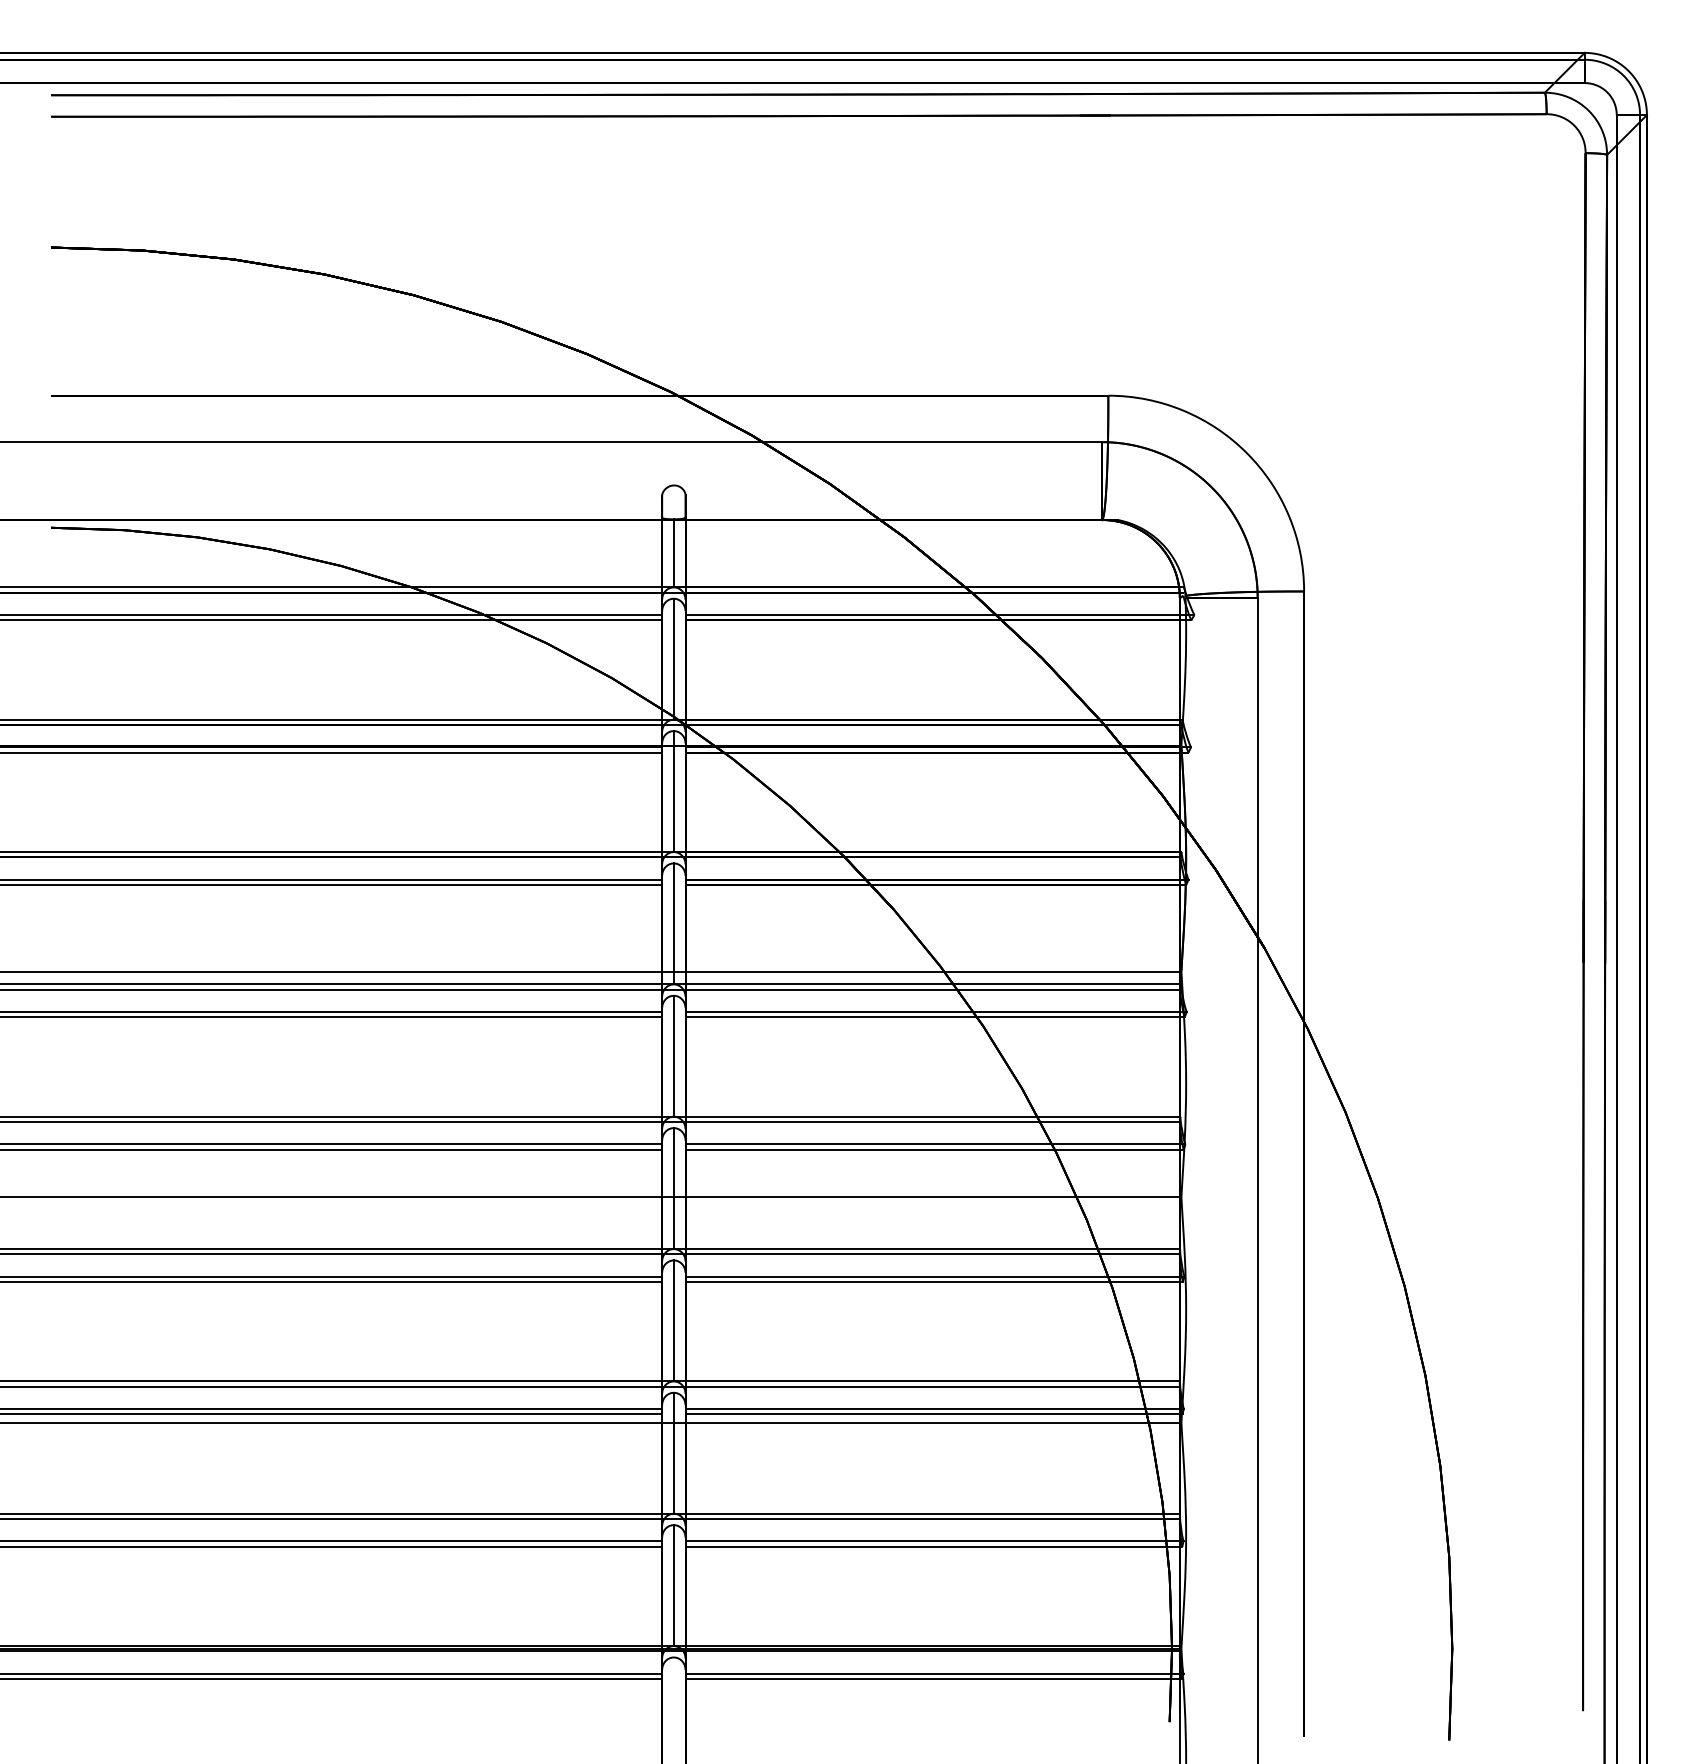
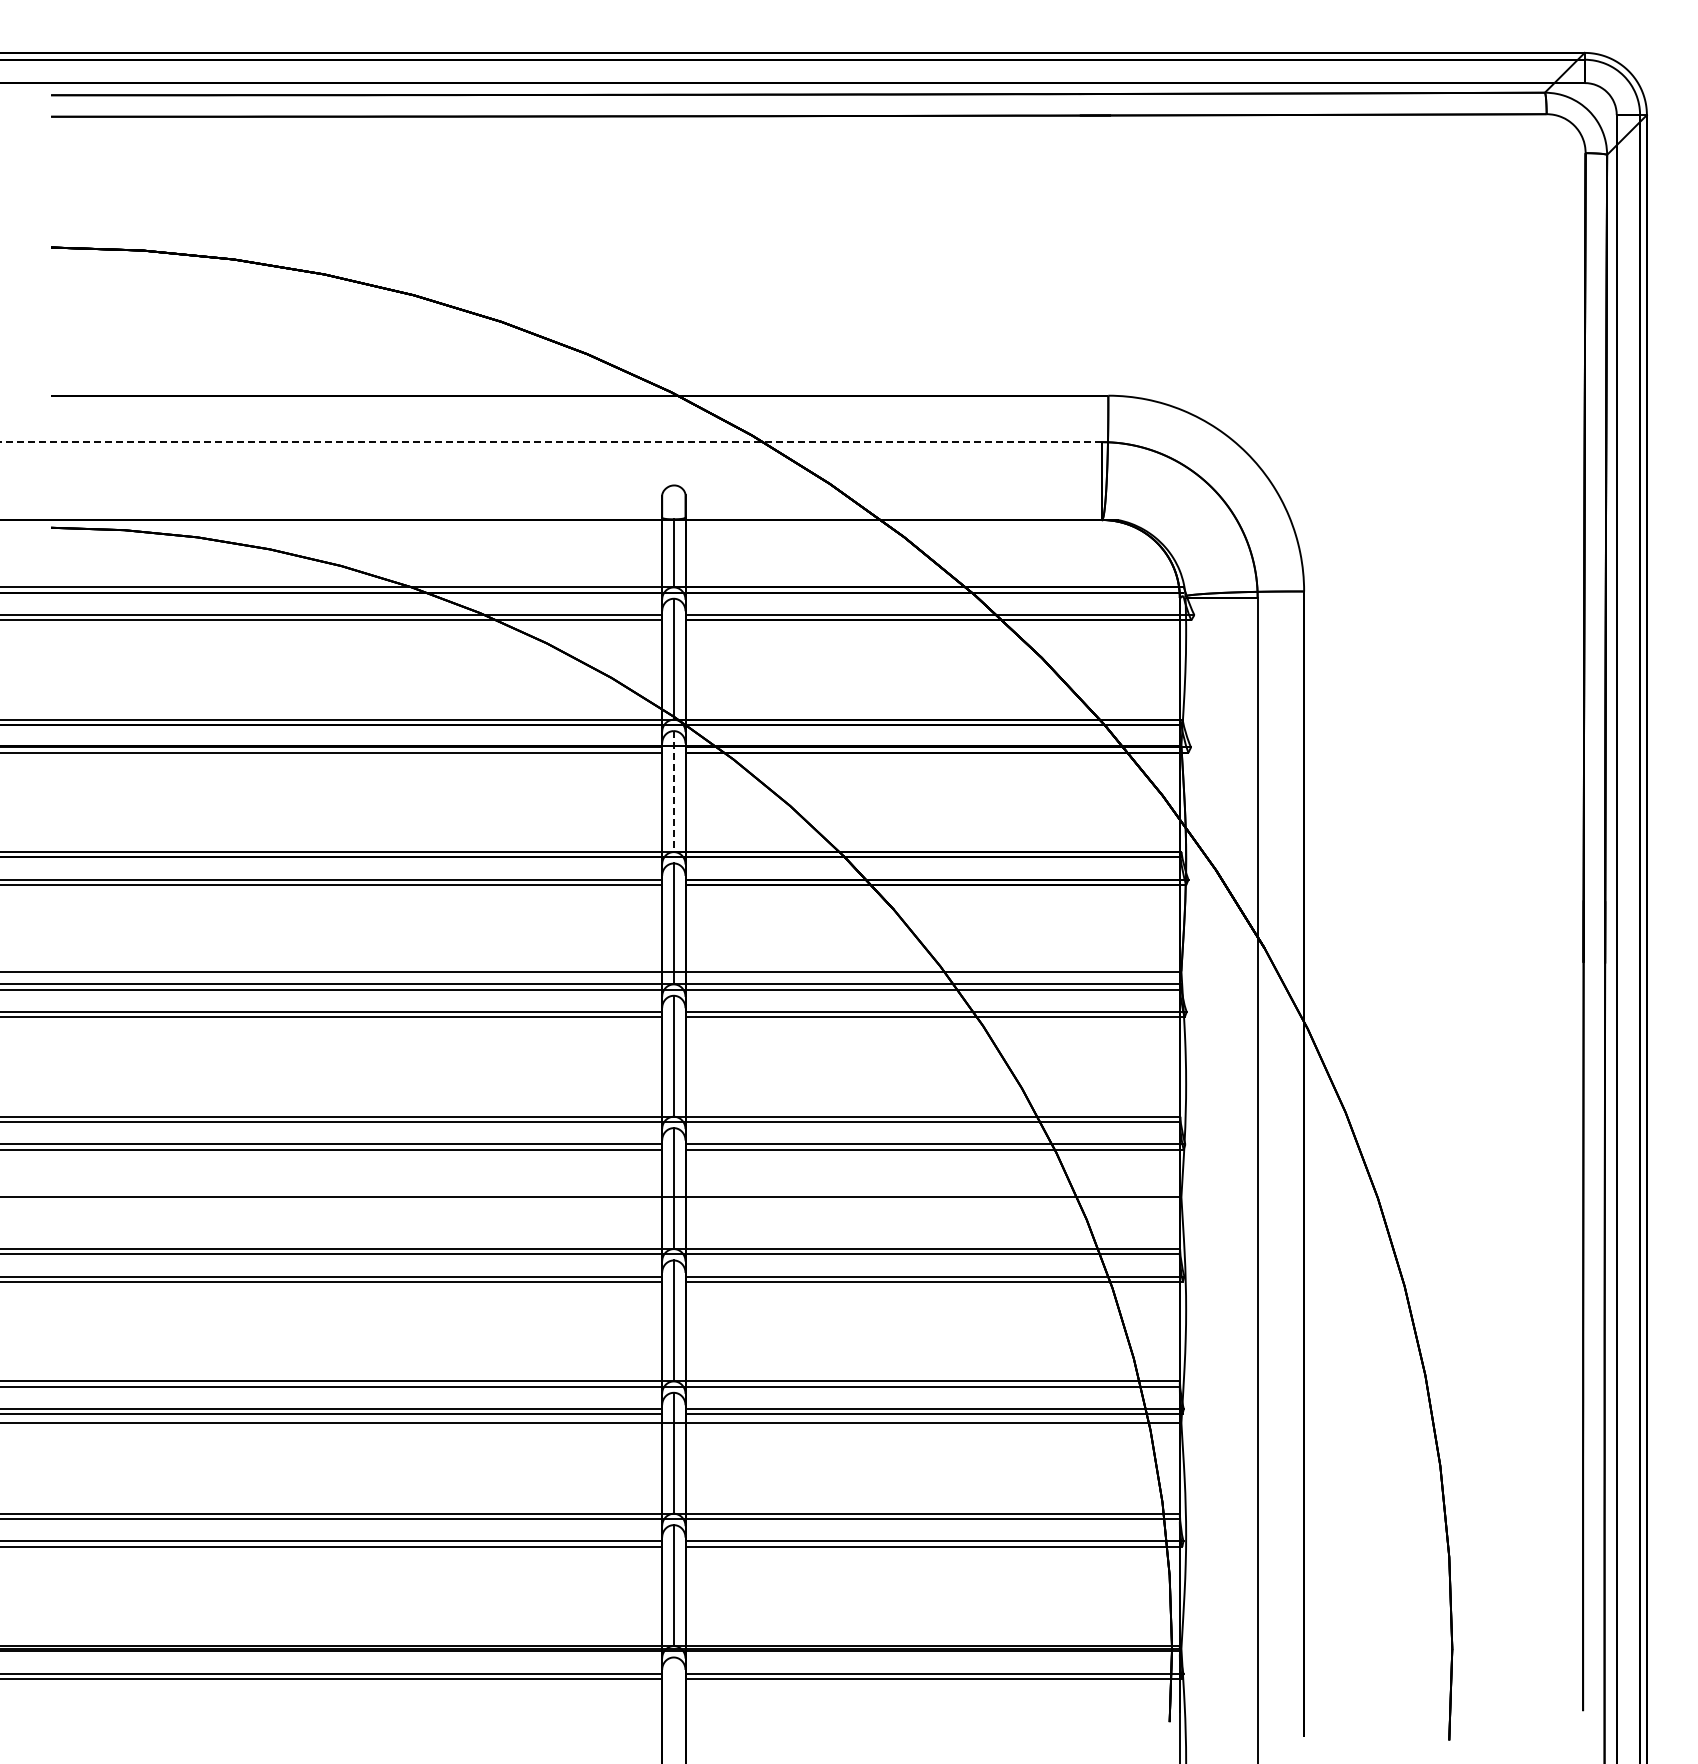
line: solid -> dashed (551, 442)
line: solid -> dashed (673, 792)
